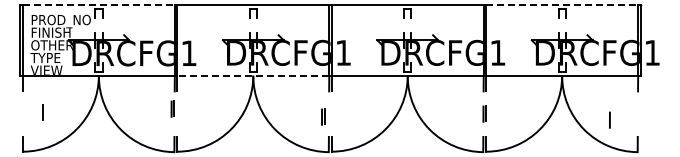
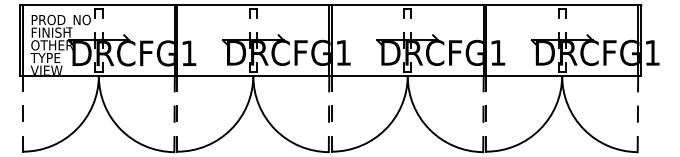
line: dashed -> solid (98, 4)
line: dashed -> solid (562, 4)
line: dashed -> solid (253, 75)
part position: (172, 108) -> (175, 113) (175, 113)
line position: (42, 112) -> (22, 113) (22, 113)
part position: (323, 116) -> (330, 113) (330, 113)
line position: (609, 119) -> (637, 113) (637, 113)
